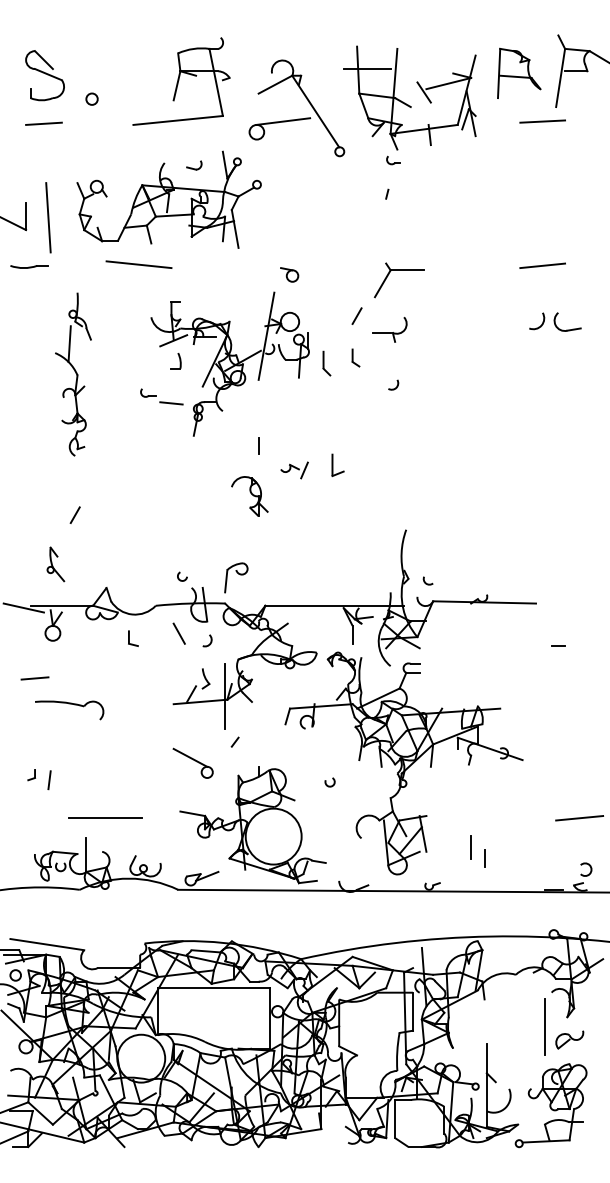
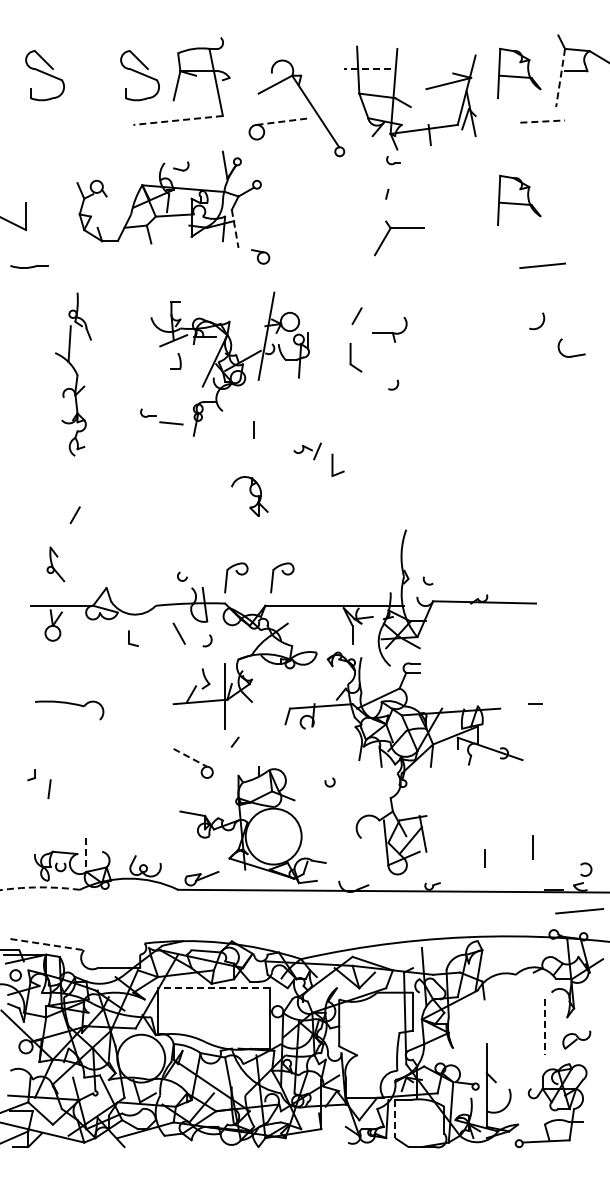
line: solid -> dashed (366, 69)
part: none -> present (139, 75)
line: solid -> dashed (560, 78)
line: present -> none (423, 92)
circle: present -> none (91, 98)
line: solid -> dashed (178, 120)
line: solid -> dashed (283, 121)
line: solid -> dashed (543, 121)
line: present -> none (43, 123)
part position: (194, 165) -> (181, 166) (181, 166)
part: none -> present (519, 199)
line: present -> none (48, 217)
line: solid -> dashed (235, 229)
line: present -> none (138, 264)
part position: (399, 270) -> (399, 228) (399, 228)
part position: (289, 274) -> (260, 256) (260, 256)
part position: (567, 329) -> (571, 355) (571, 355)
part size: 10x20 px -> 14x30 px (355, 357)
part: present -> none (326, 363)
part position: (161, 396) -> (161, 416) (161, 416)
line position: (258, 445) -> (253, 429) (253, 429)
part position: (294, 470) -> (307, 451) (307, 451)
part: none -> present (282, 577)
line: present -> none (23, 607)
line position: (558, 645) -> (535, 703) (535, 703)
line: present -> none (34, 678)
line: solid -> dashed (190, 758)
line position: (49, 780) -> (49, 789) (49, 789)
line: present -> none (105, 818)
line position: (579, 818) -> (579, 911) (579, 911)
line position: (470, 847) -> (532, 847) (532, 847)
line: solid -> dashed (86, 855)
arc: solid -> dashed (40, 887)
line: solid -> dashed (47, 944)
line: solid -> dashed (213, 988)
line: solid -> dashed (544, 1027)
part position: (569, 1039) -> (576, 1039) (576, 1039)
line: solid -> dashed (395, 1119)
